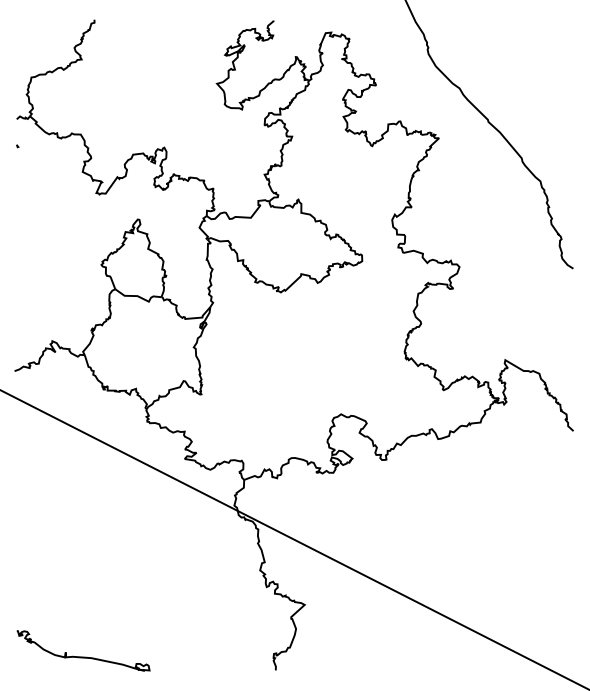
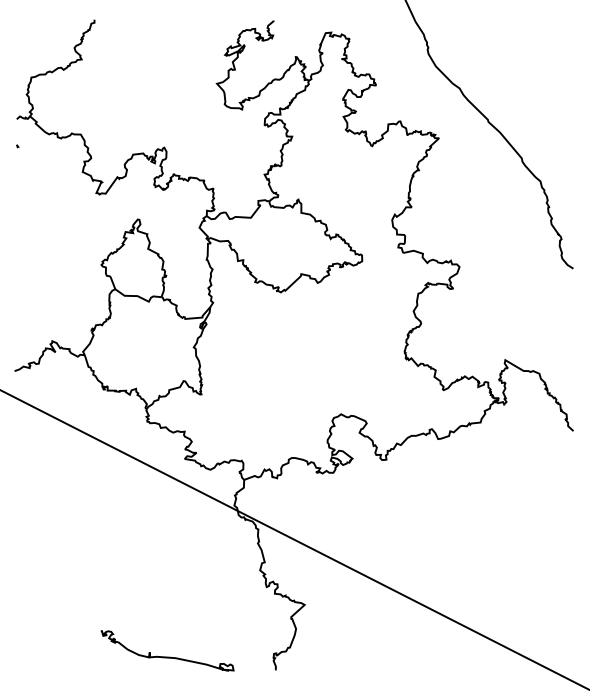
curve position: (83, 656) -> (167, 656) (167, 656)
